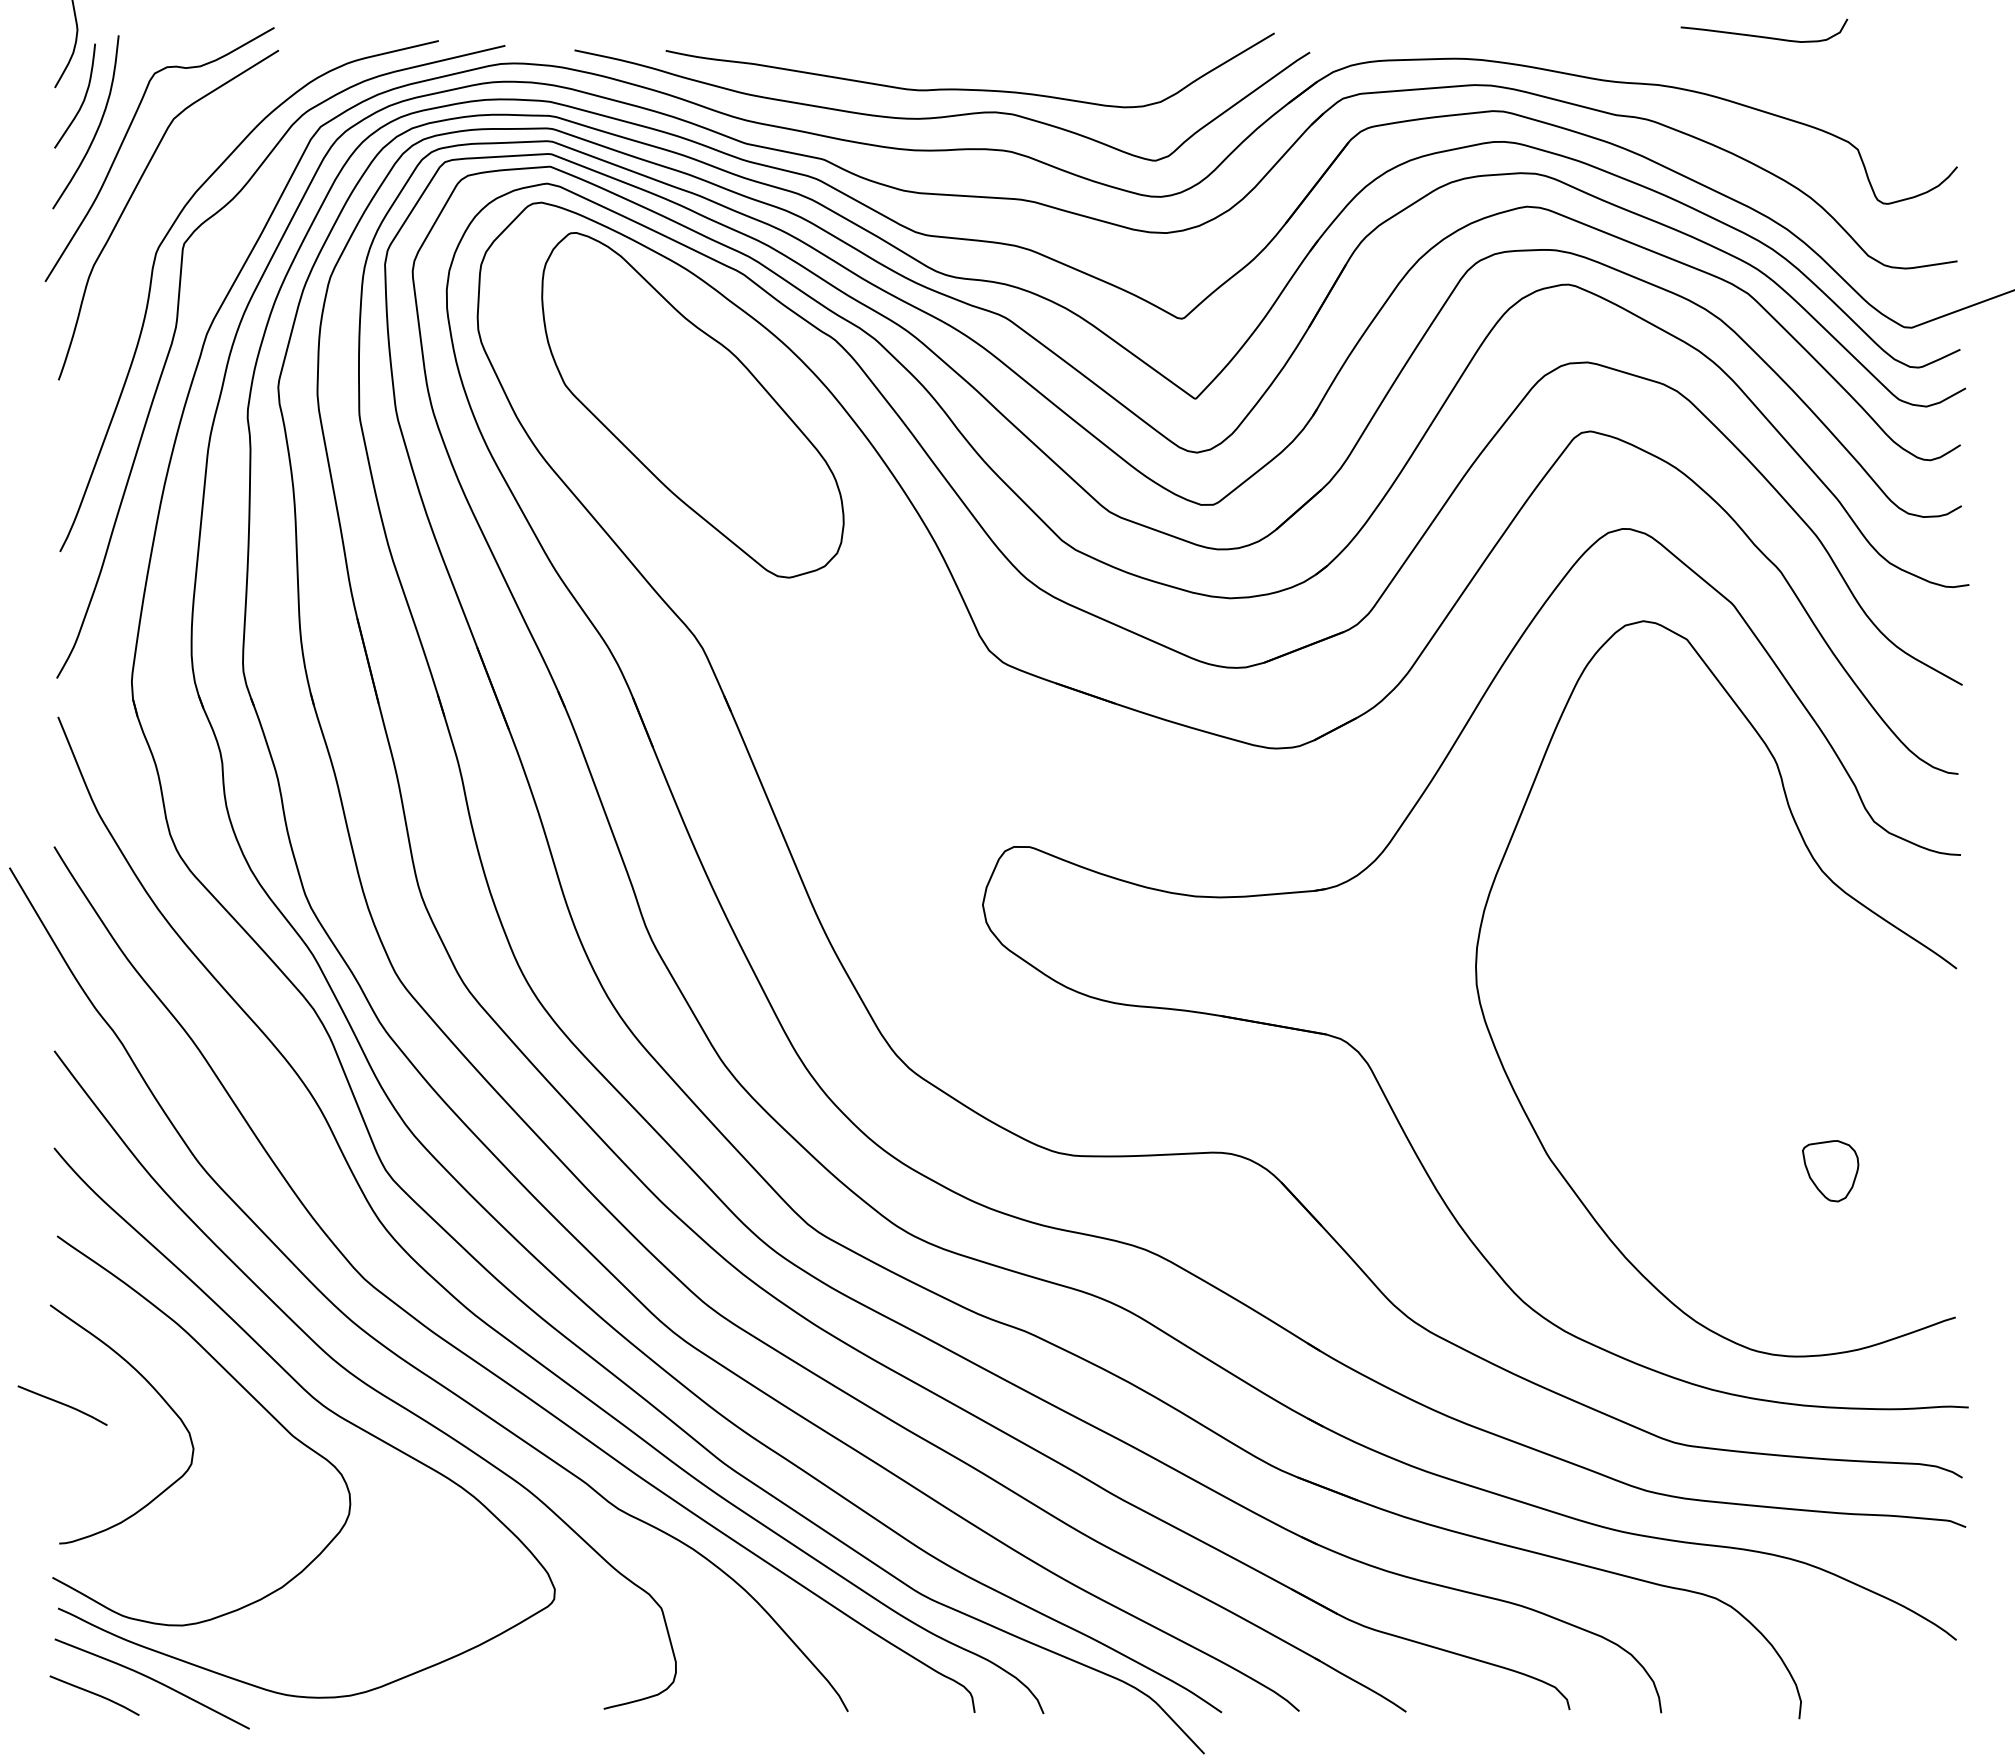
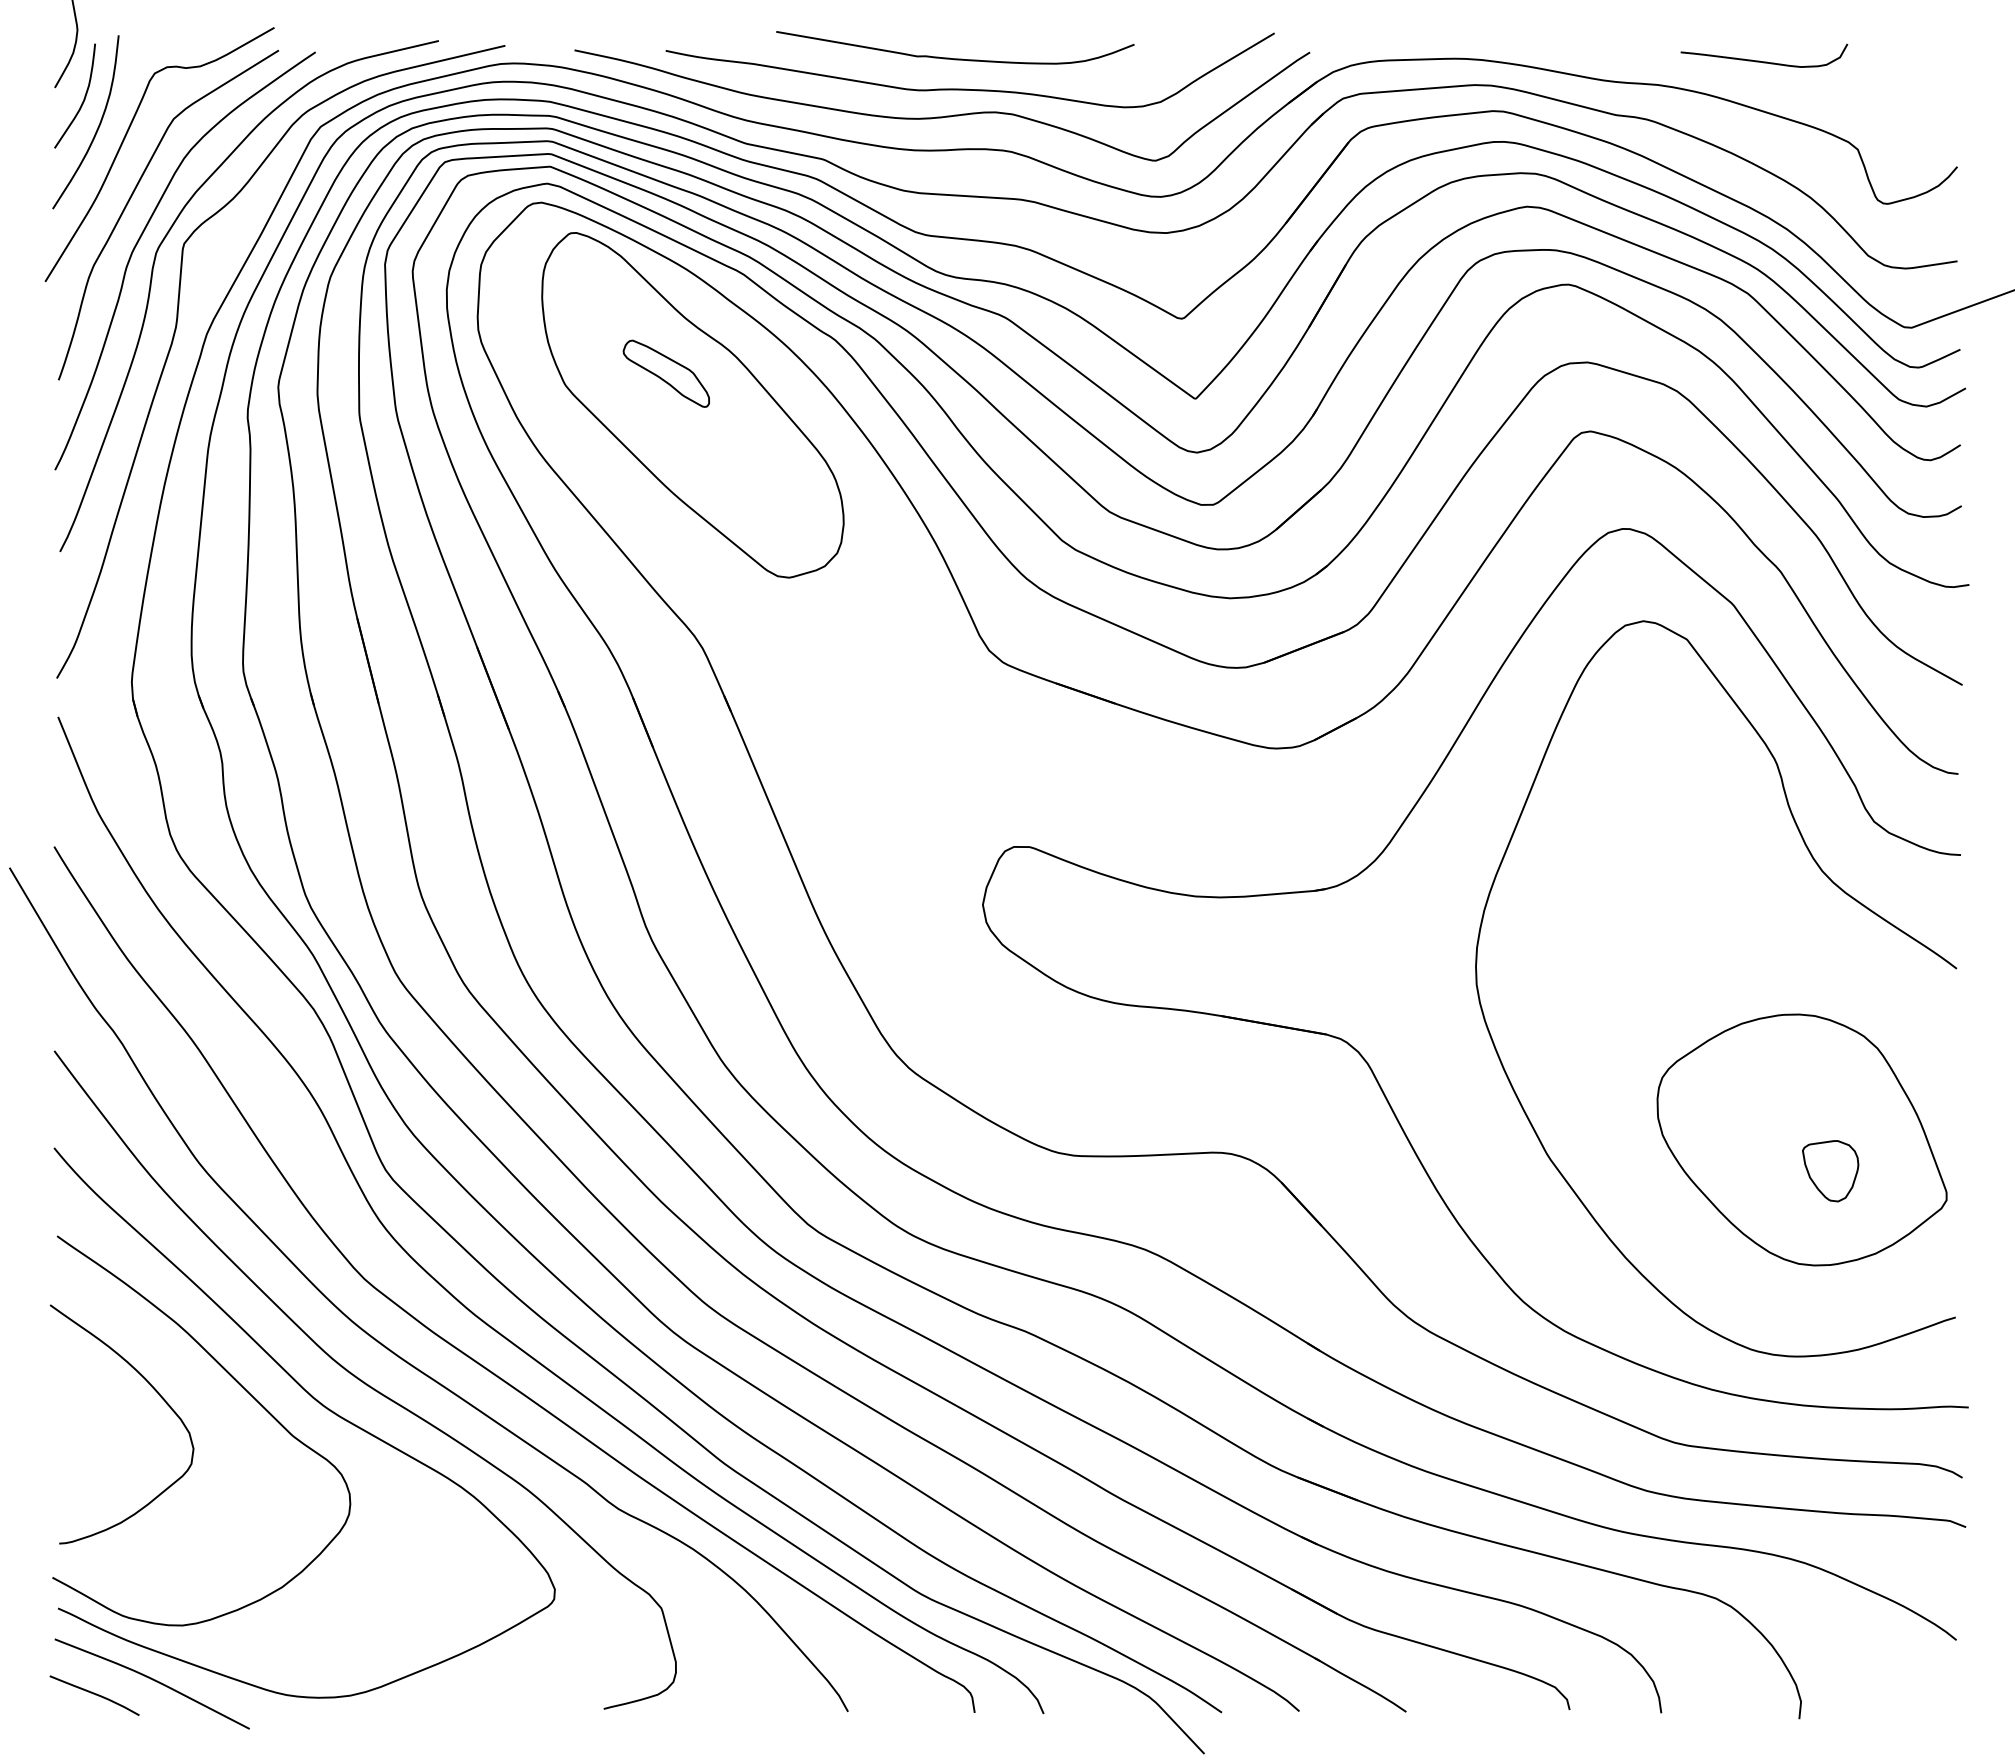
curve position: (1764, 36) -> (1764, 61) (1764, 61)
curve: none -> present (955, 58)
curve: none -> present (140, 239)
part: none -> present (665, 373)
part: none -> present (1801, 1139)
curve: present -> none (62, 1404)
